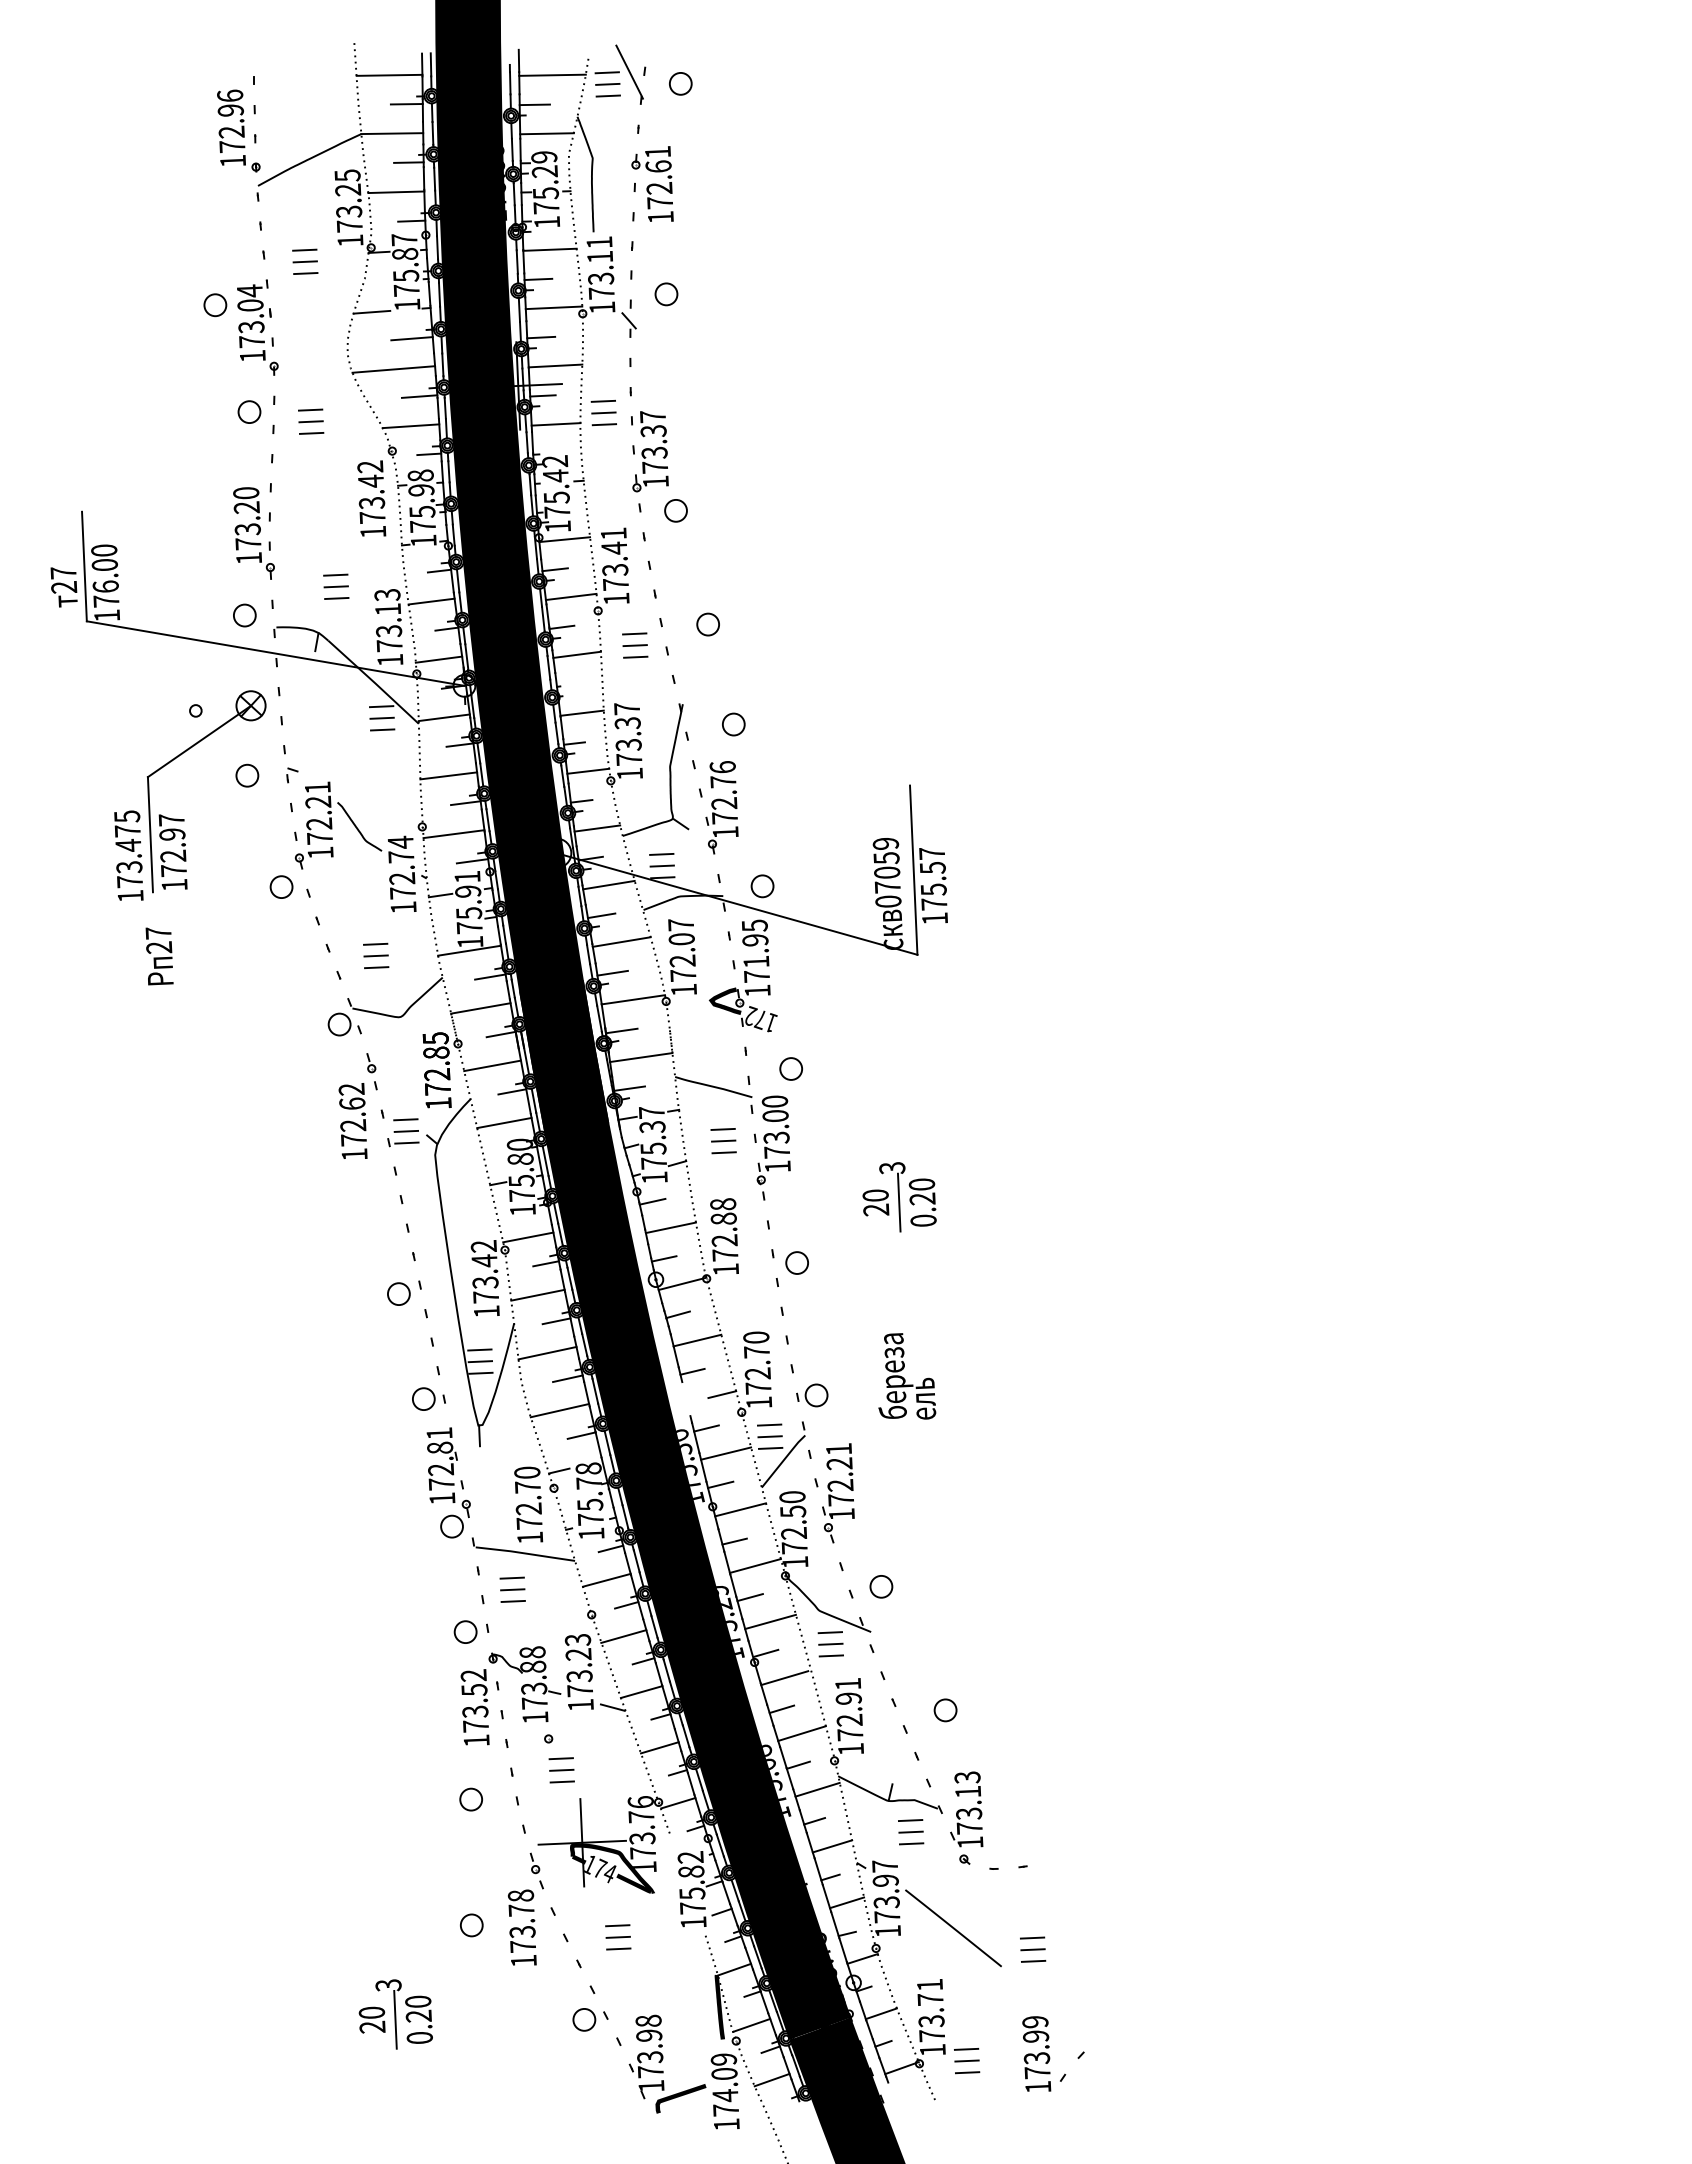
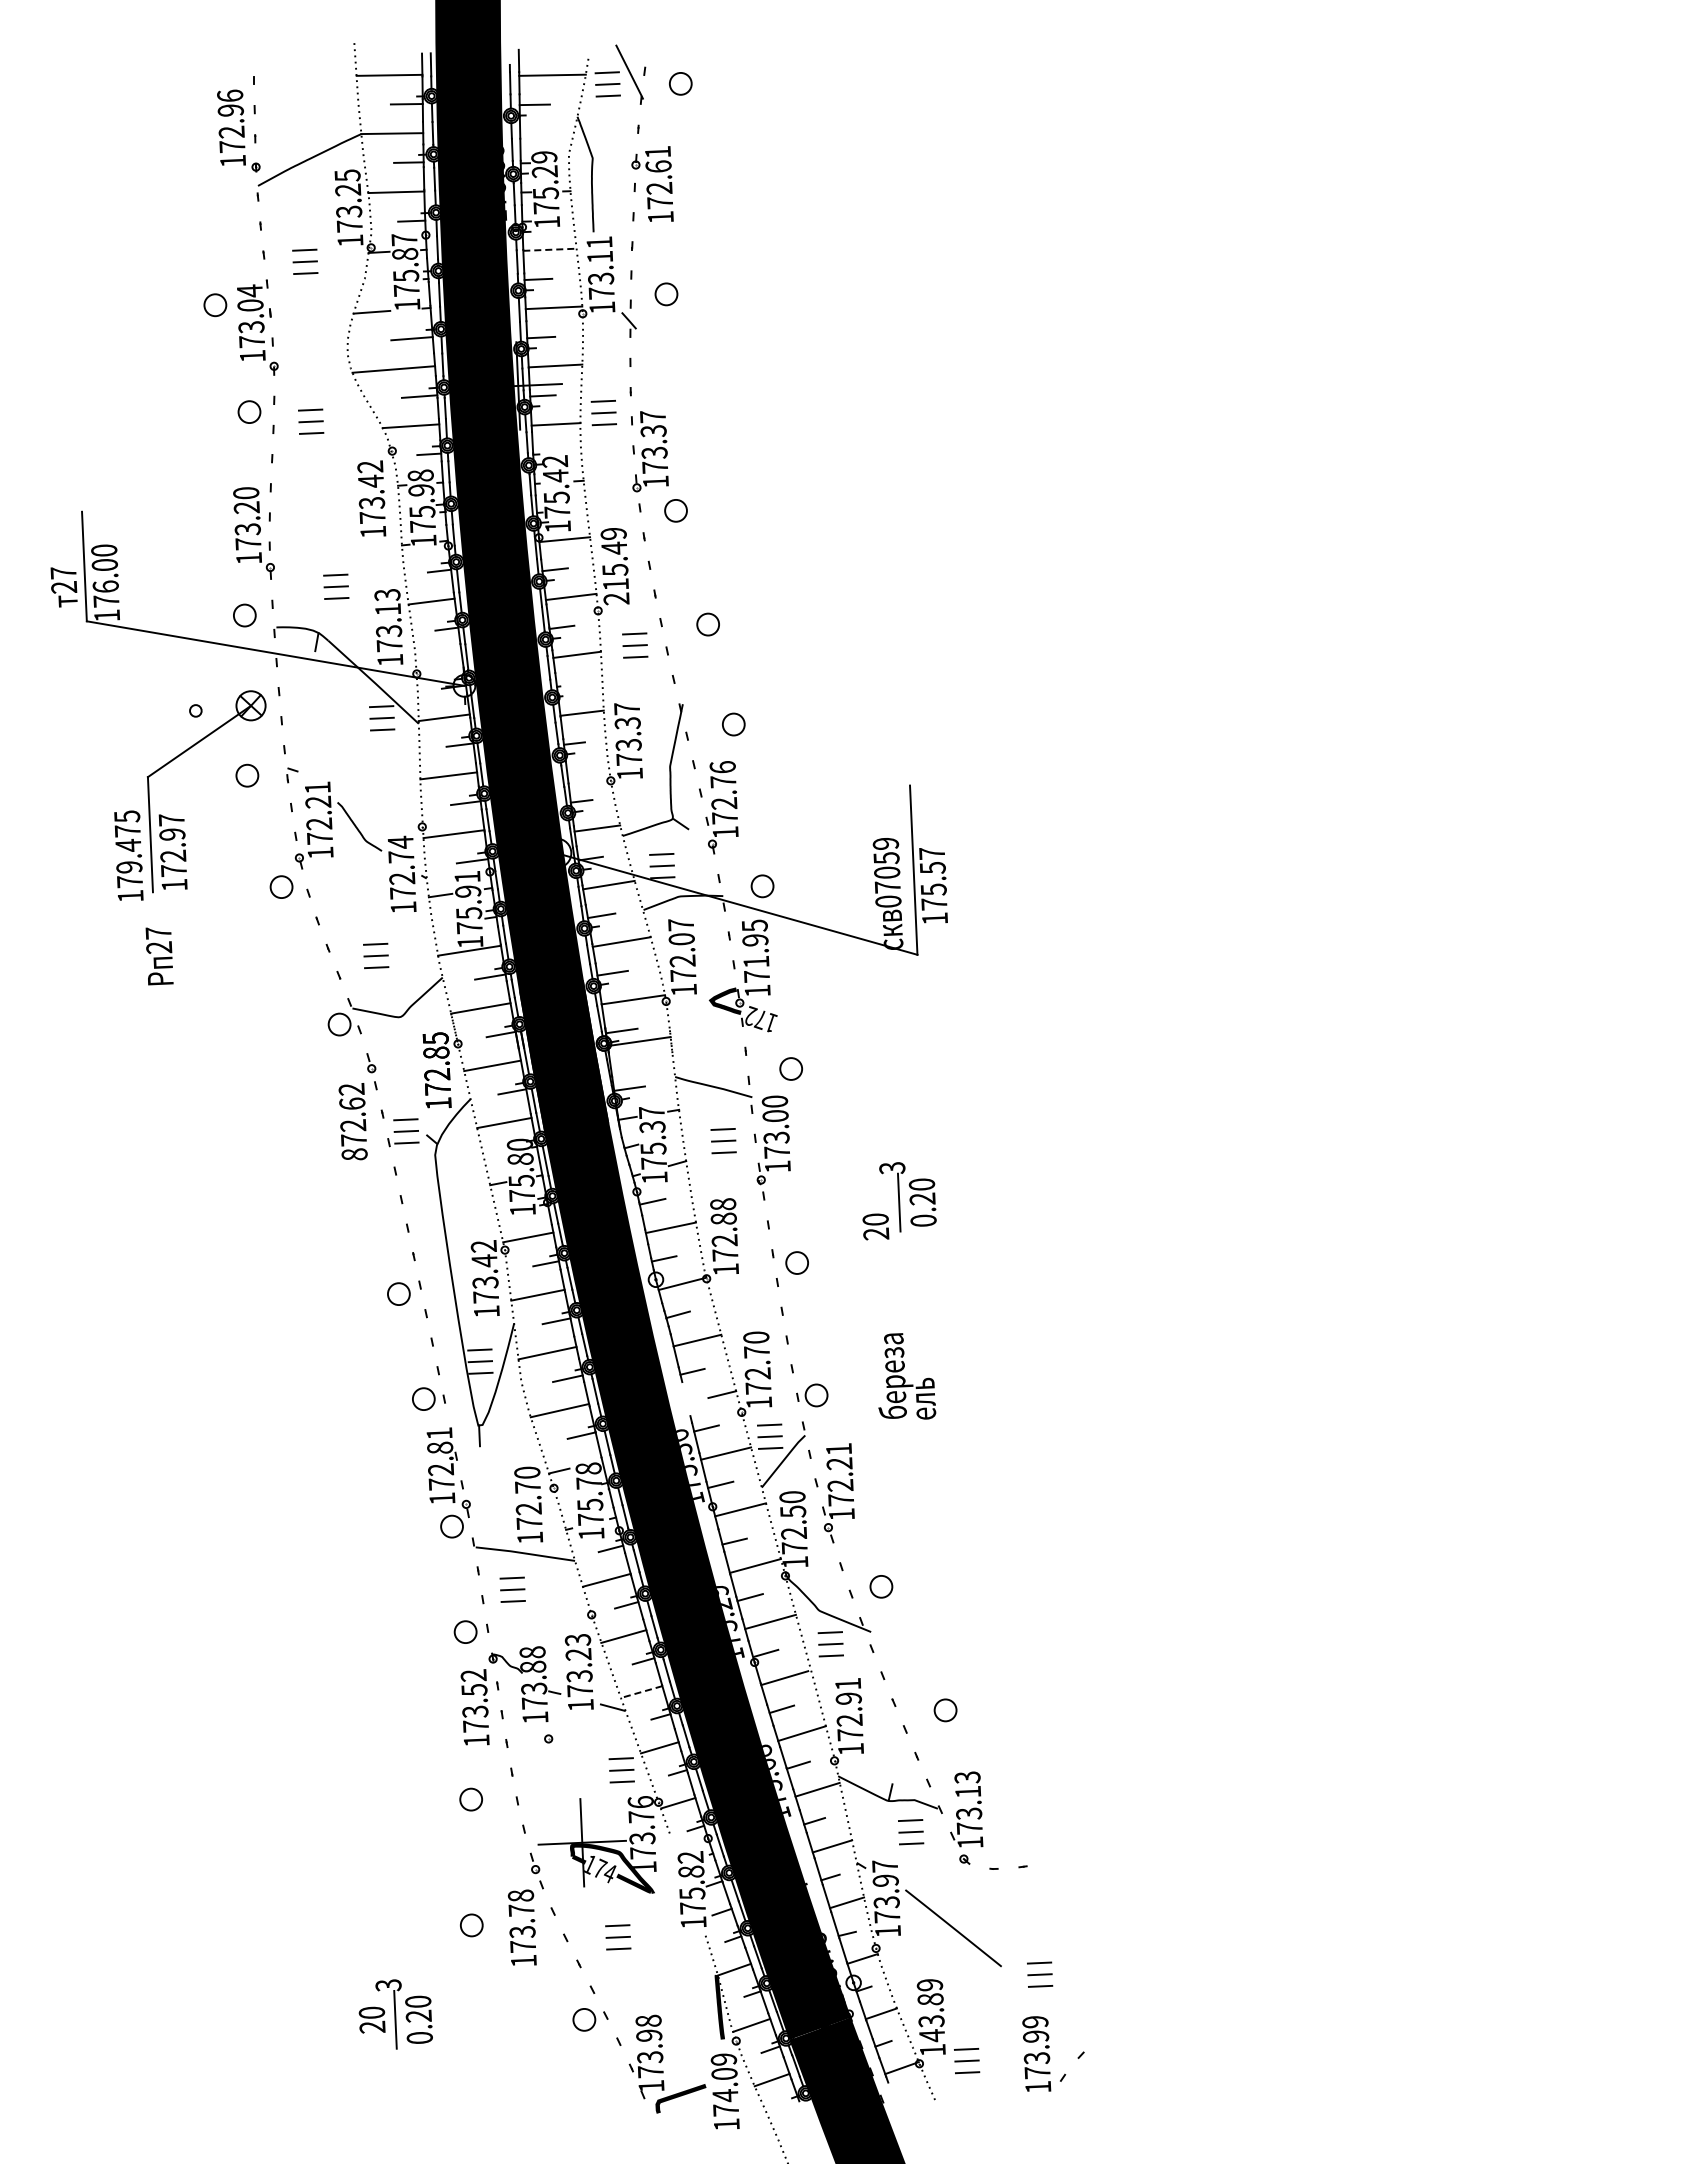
line: present -> none (546, 133)
line: solid -> dashed (549, 249)
text: 173.41 -> 215.49 (614, 566)
line: present -> none (438, 659)
line: present -> none (588, 770)
text: 173.475 -> 179.475 (129, 867)
line position: (641, 1057) -> (639, 1041) (639, 1041)
text: 172.62 -> 872.62 (354, 1154)
text position: (875, 1202) -> (875, 1226) (875, 1226)
line: solid -> dashed (641, 1692)
part position: (561, 1770) -> (621, 1770) (621, 1770)
part position: (1033, 1949) -> (1040, 1974) (1040, 1974)
text: 173.71 -> 143.89 (930, 2010)
